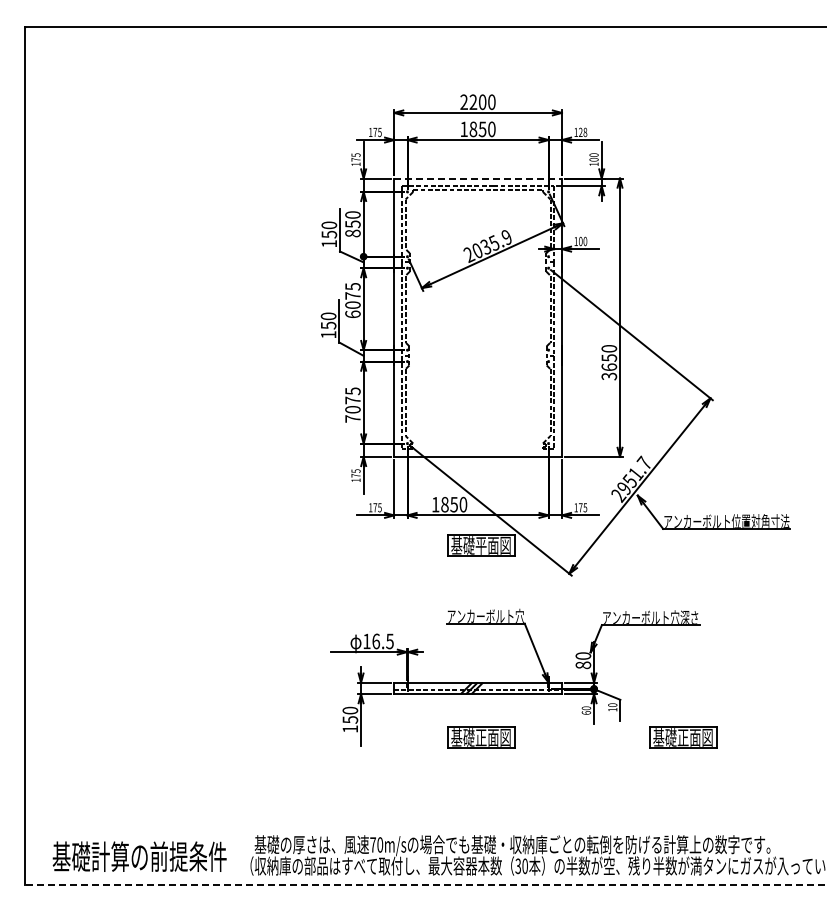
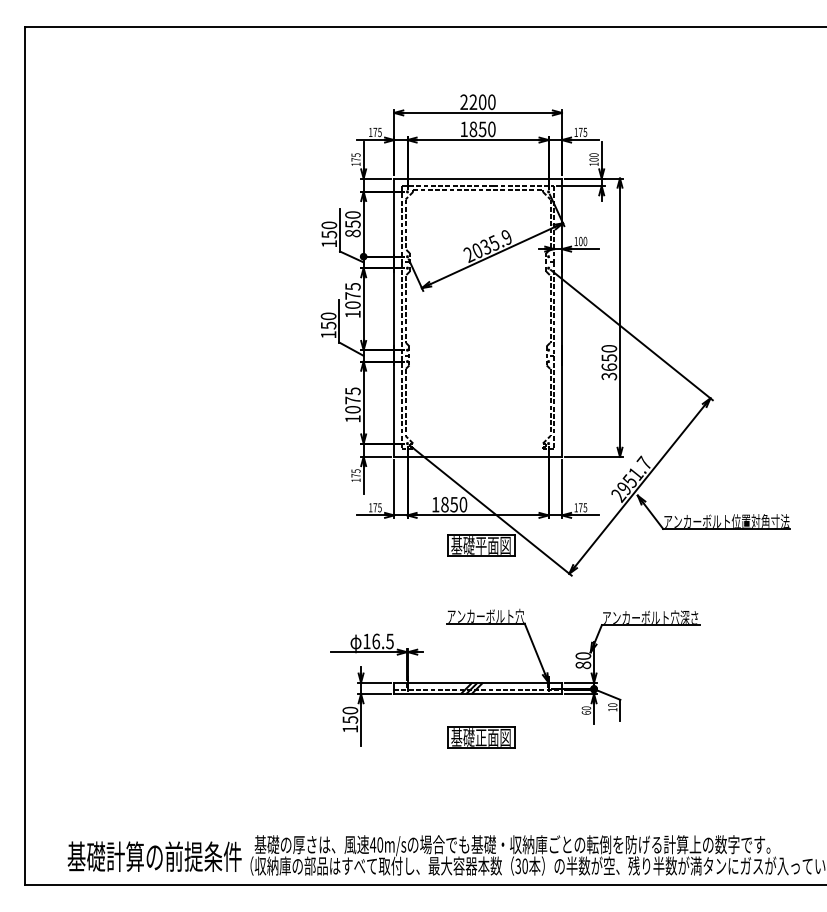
text: 128 -> 175 (582, 131)
line: dashed -> solid (478, 178)
text: 6075 -> 1075 (352, 313)
text: 7075 -> 1075 (352, 418)
part: present -> none (683, 737)
text: 70m/s -> 40m/s (372, 844)
text position: (139, 856) -> (154, 856) (154, 856)
line: dashed -> solid (425, 884)
